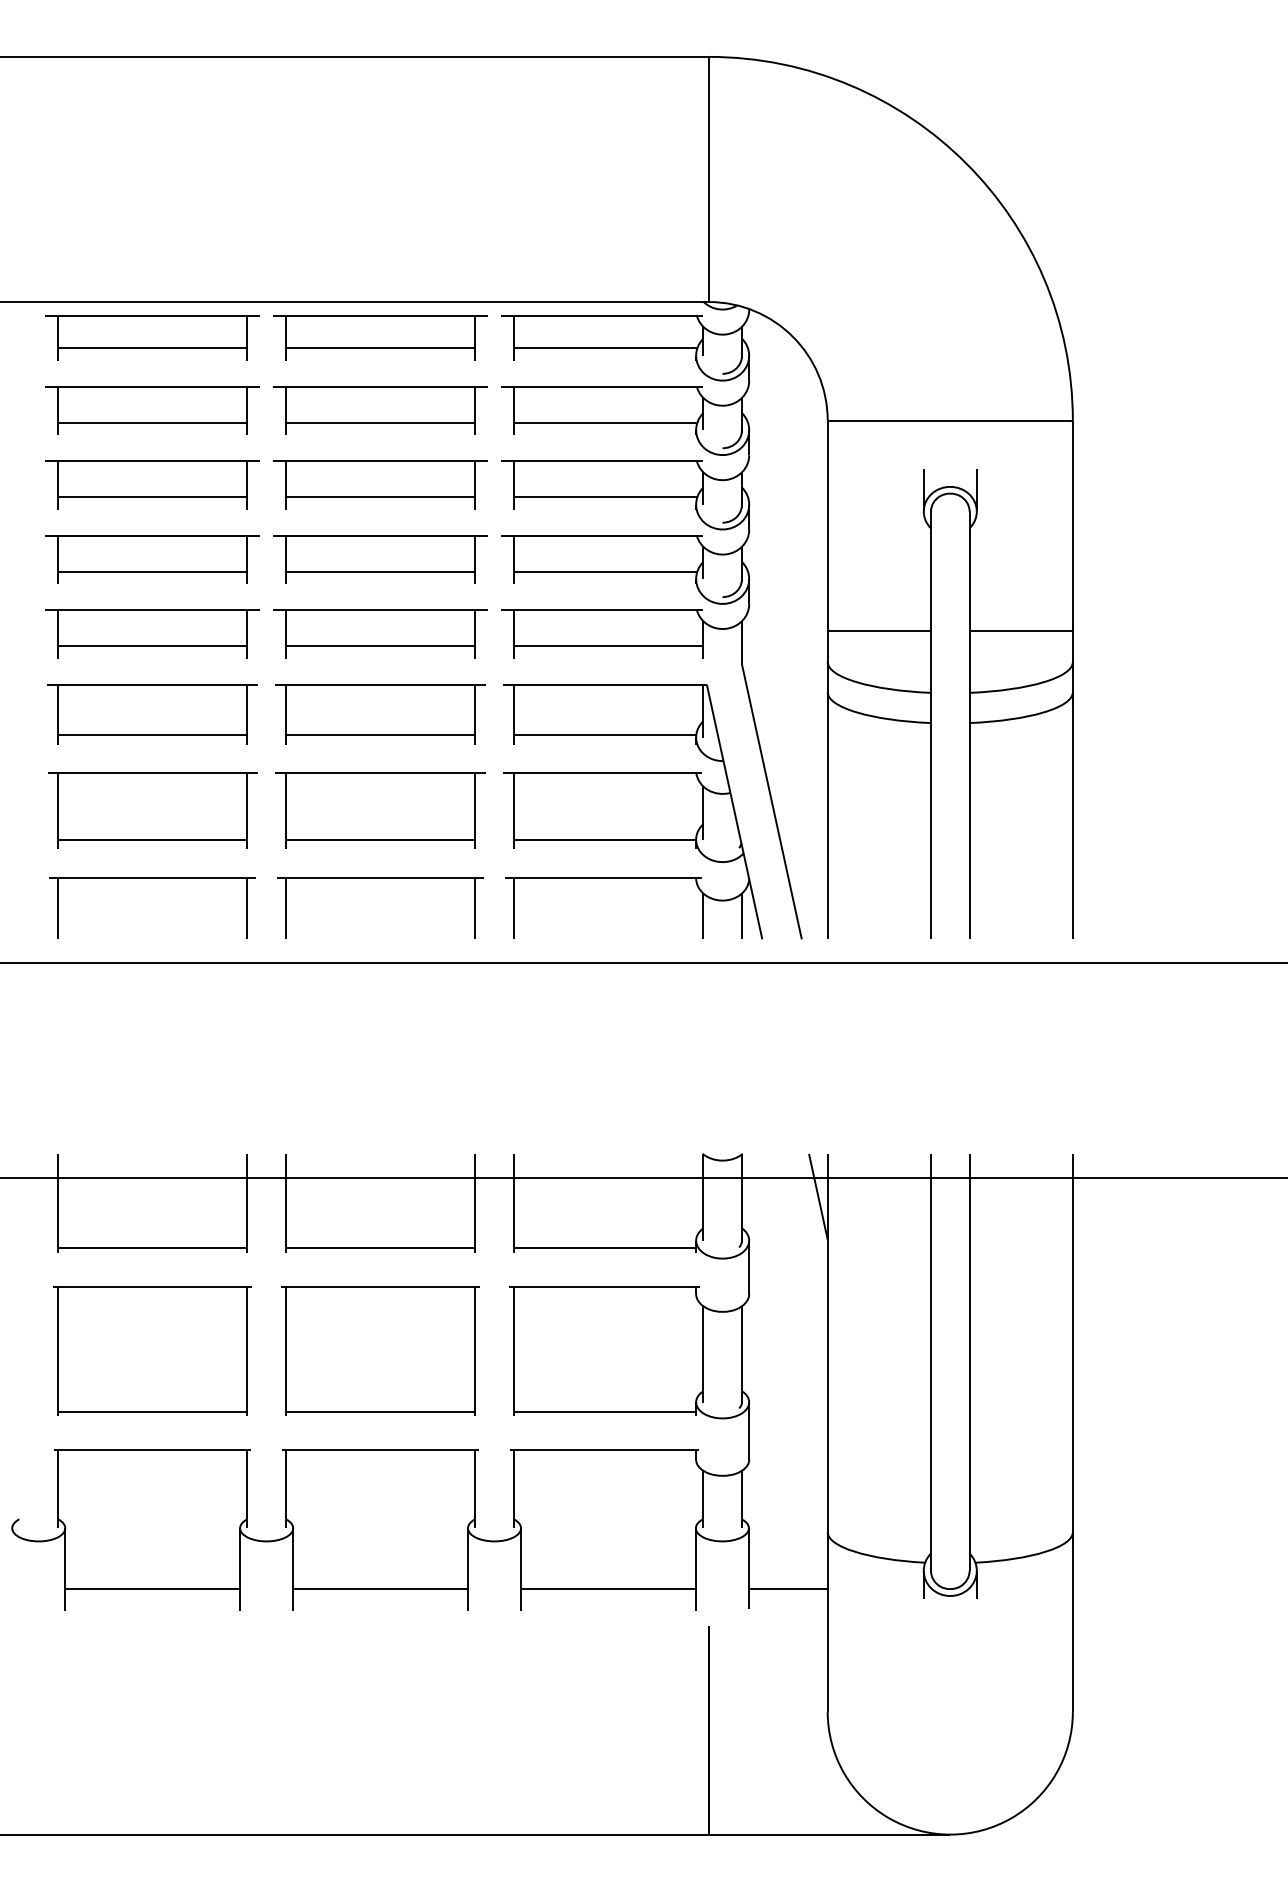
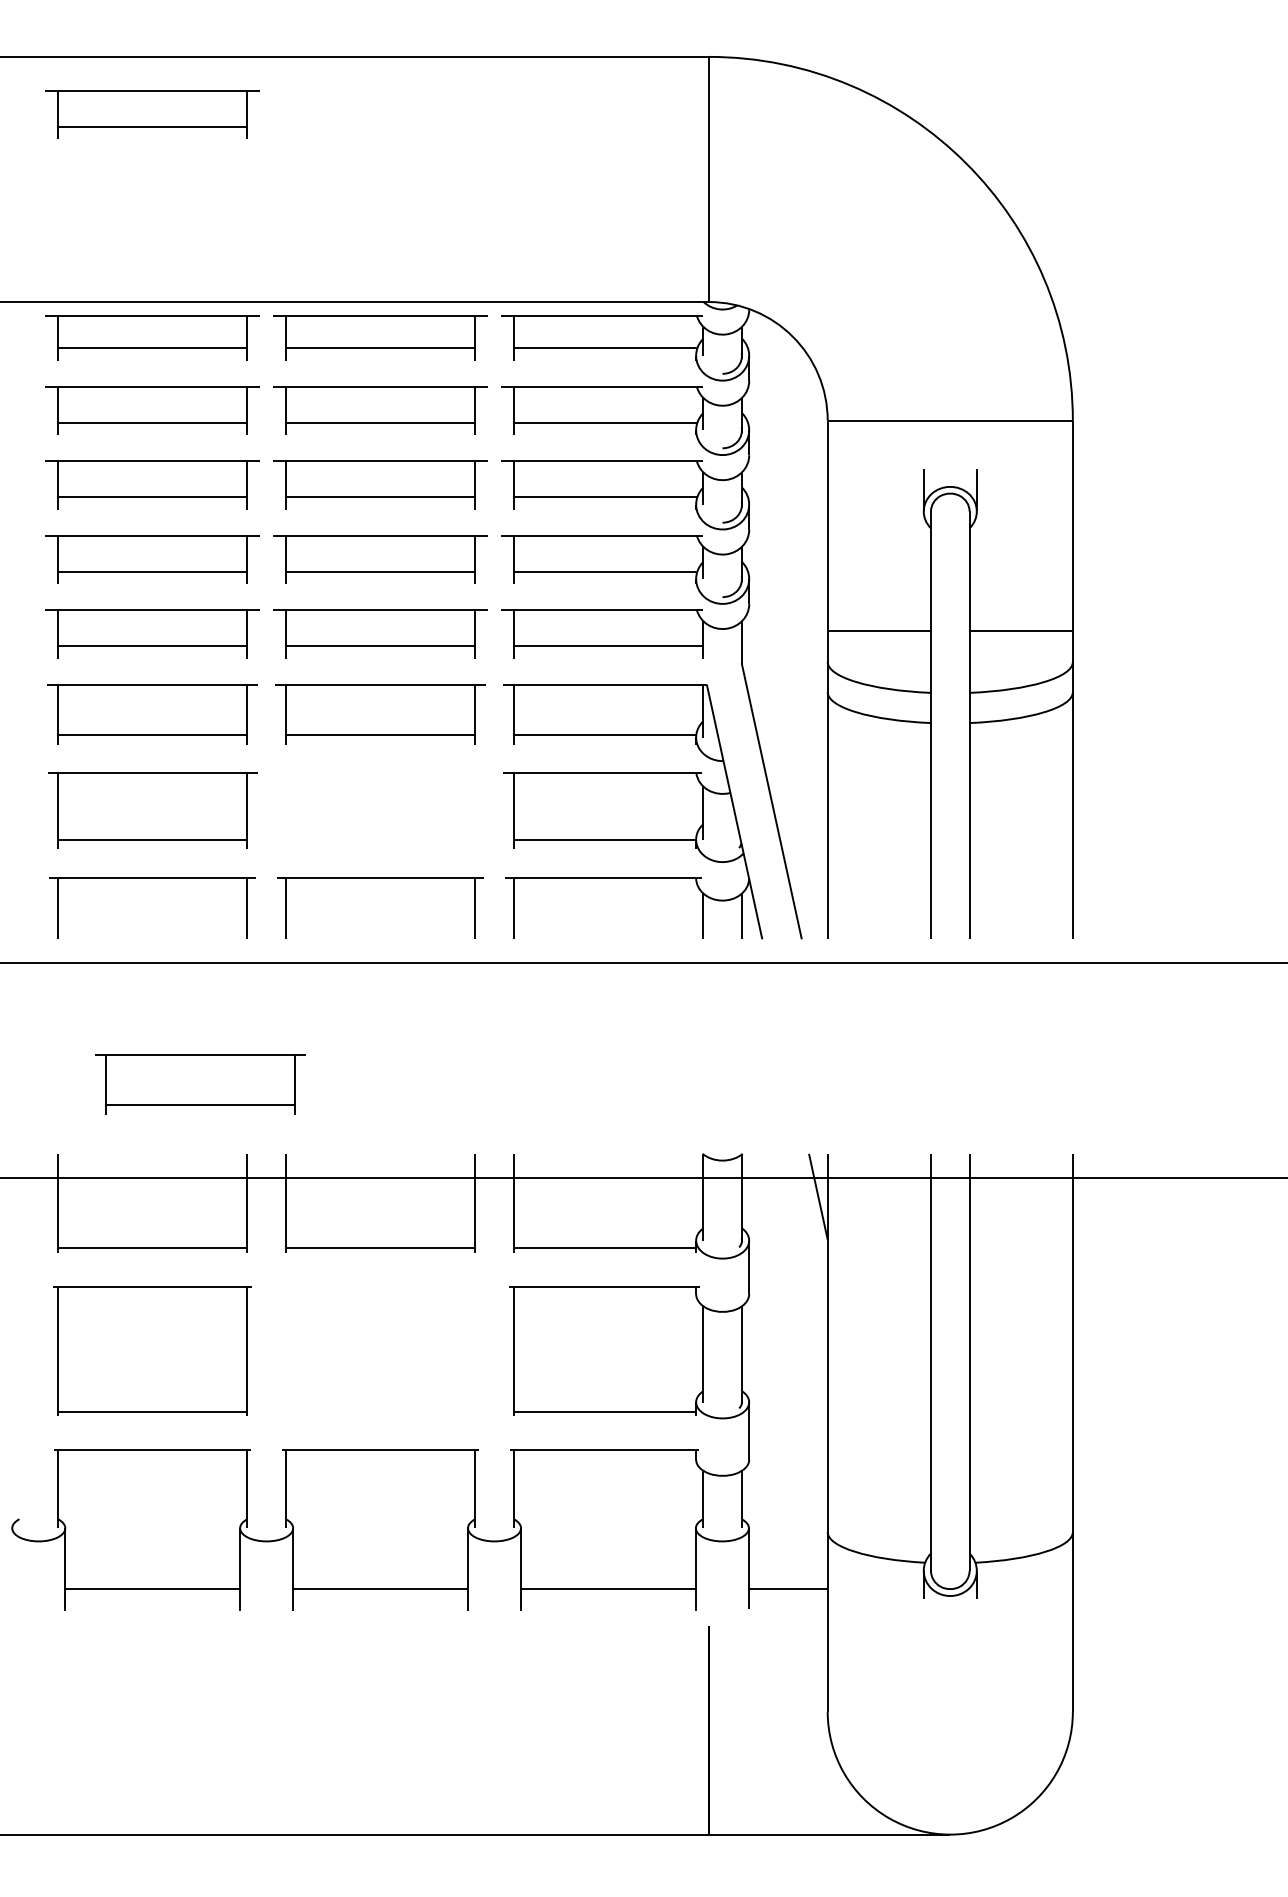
part: none -> present (152, 114)
part: present -> none (380, 810)
part: none -> present (200, 1084)
part: present -> none (380, 1350)
